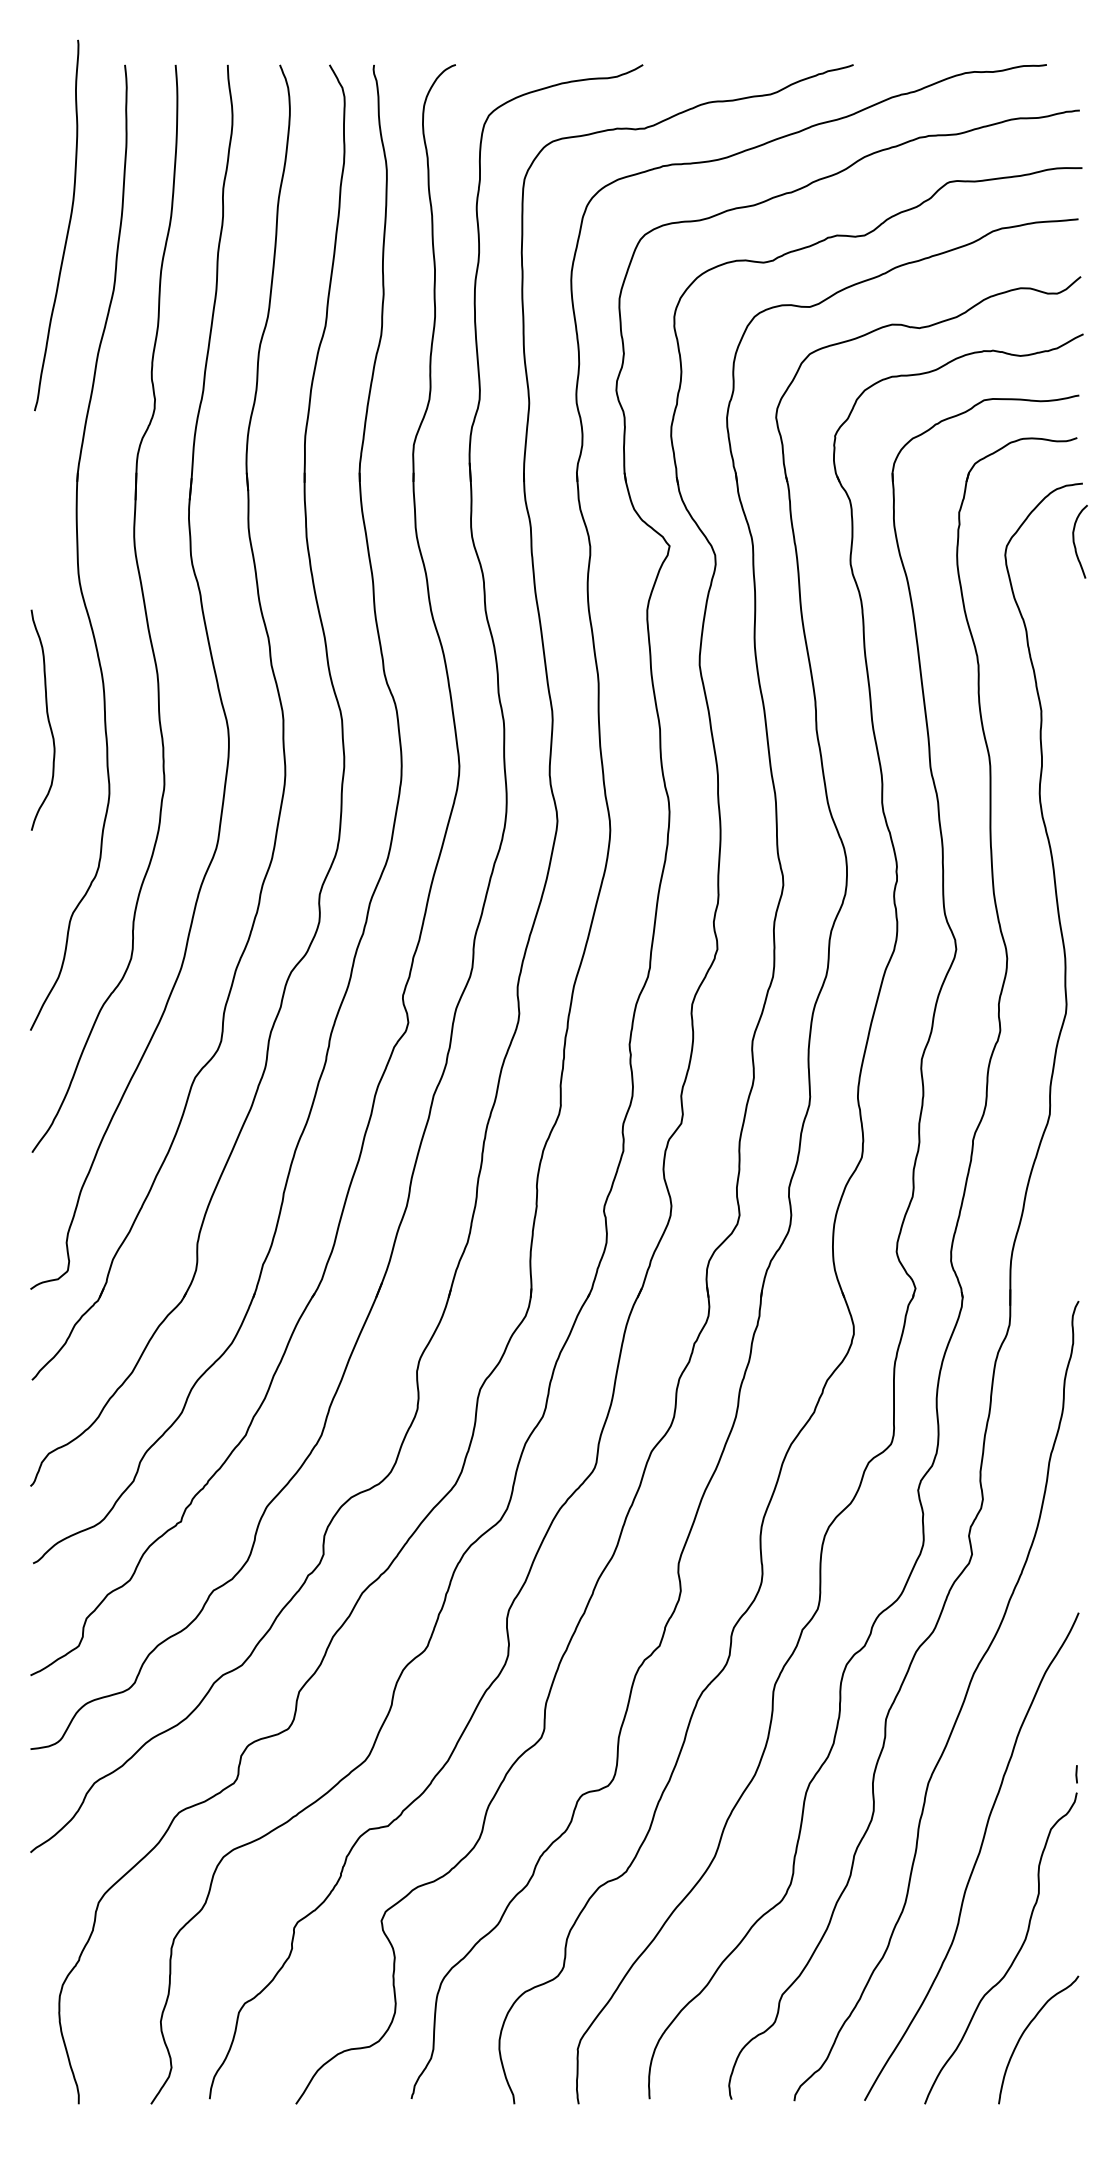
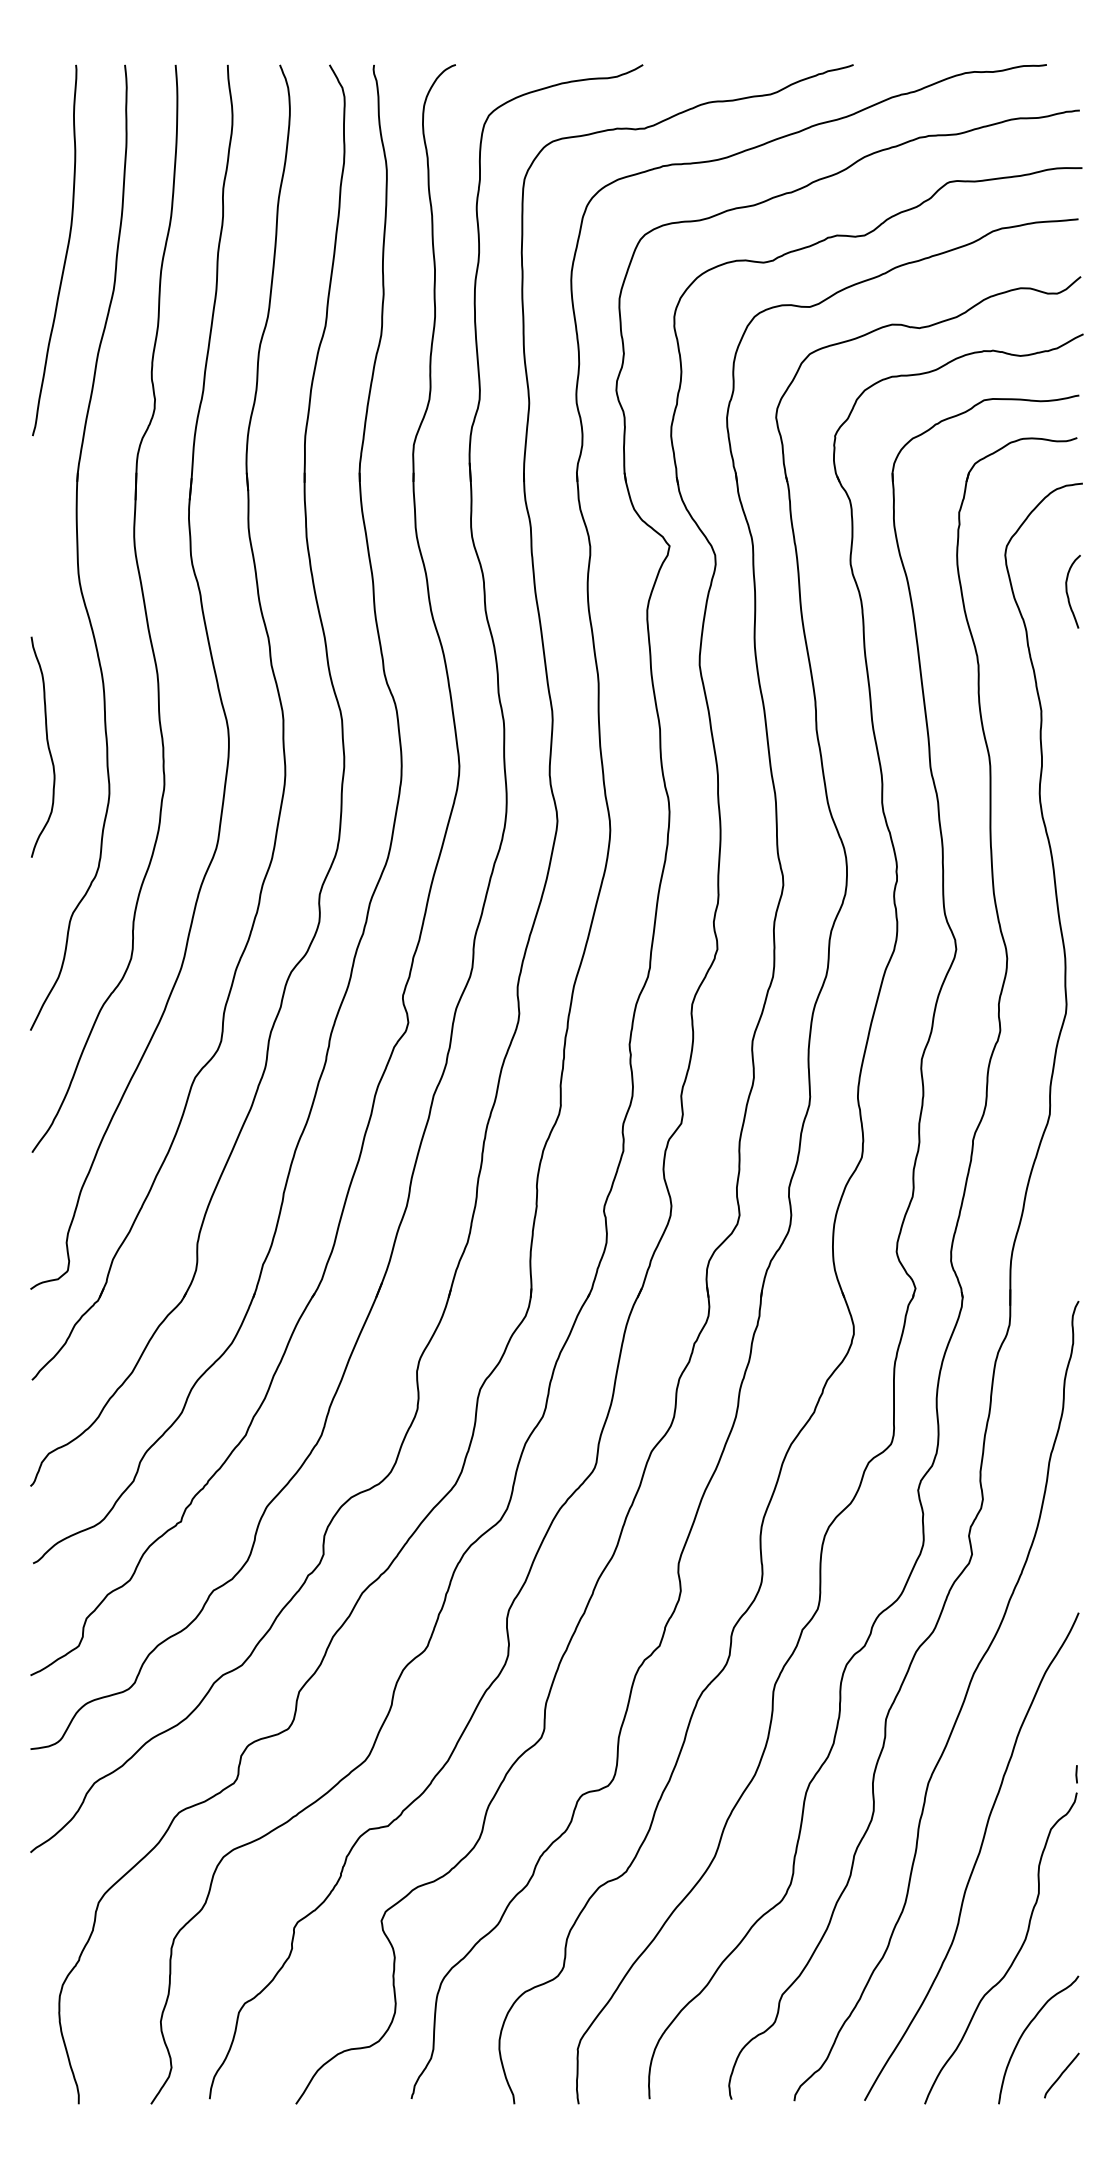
curve position: (67, 228) -> (65, 253) (65, 253)
curve position: (1074, 541) -> (1067, 591) (1067, 591)
curve position: (47, 719) -> (47, 746) (47, 746)
curve: none -> present (1061, 2075)
